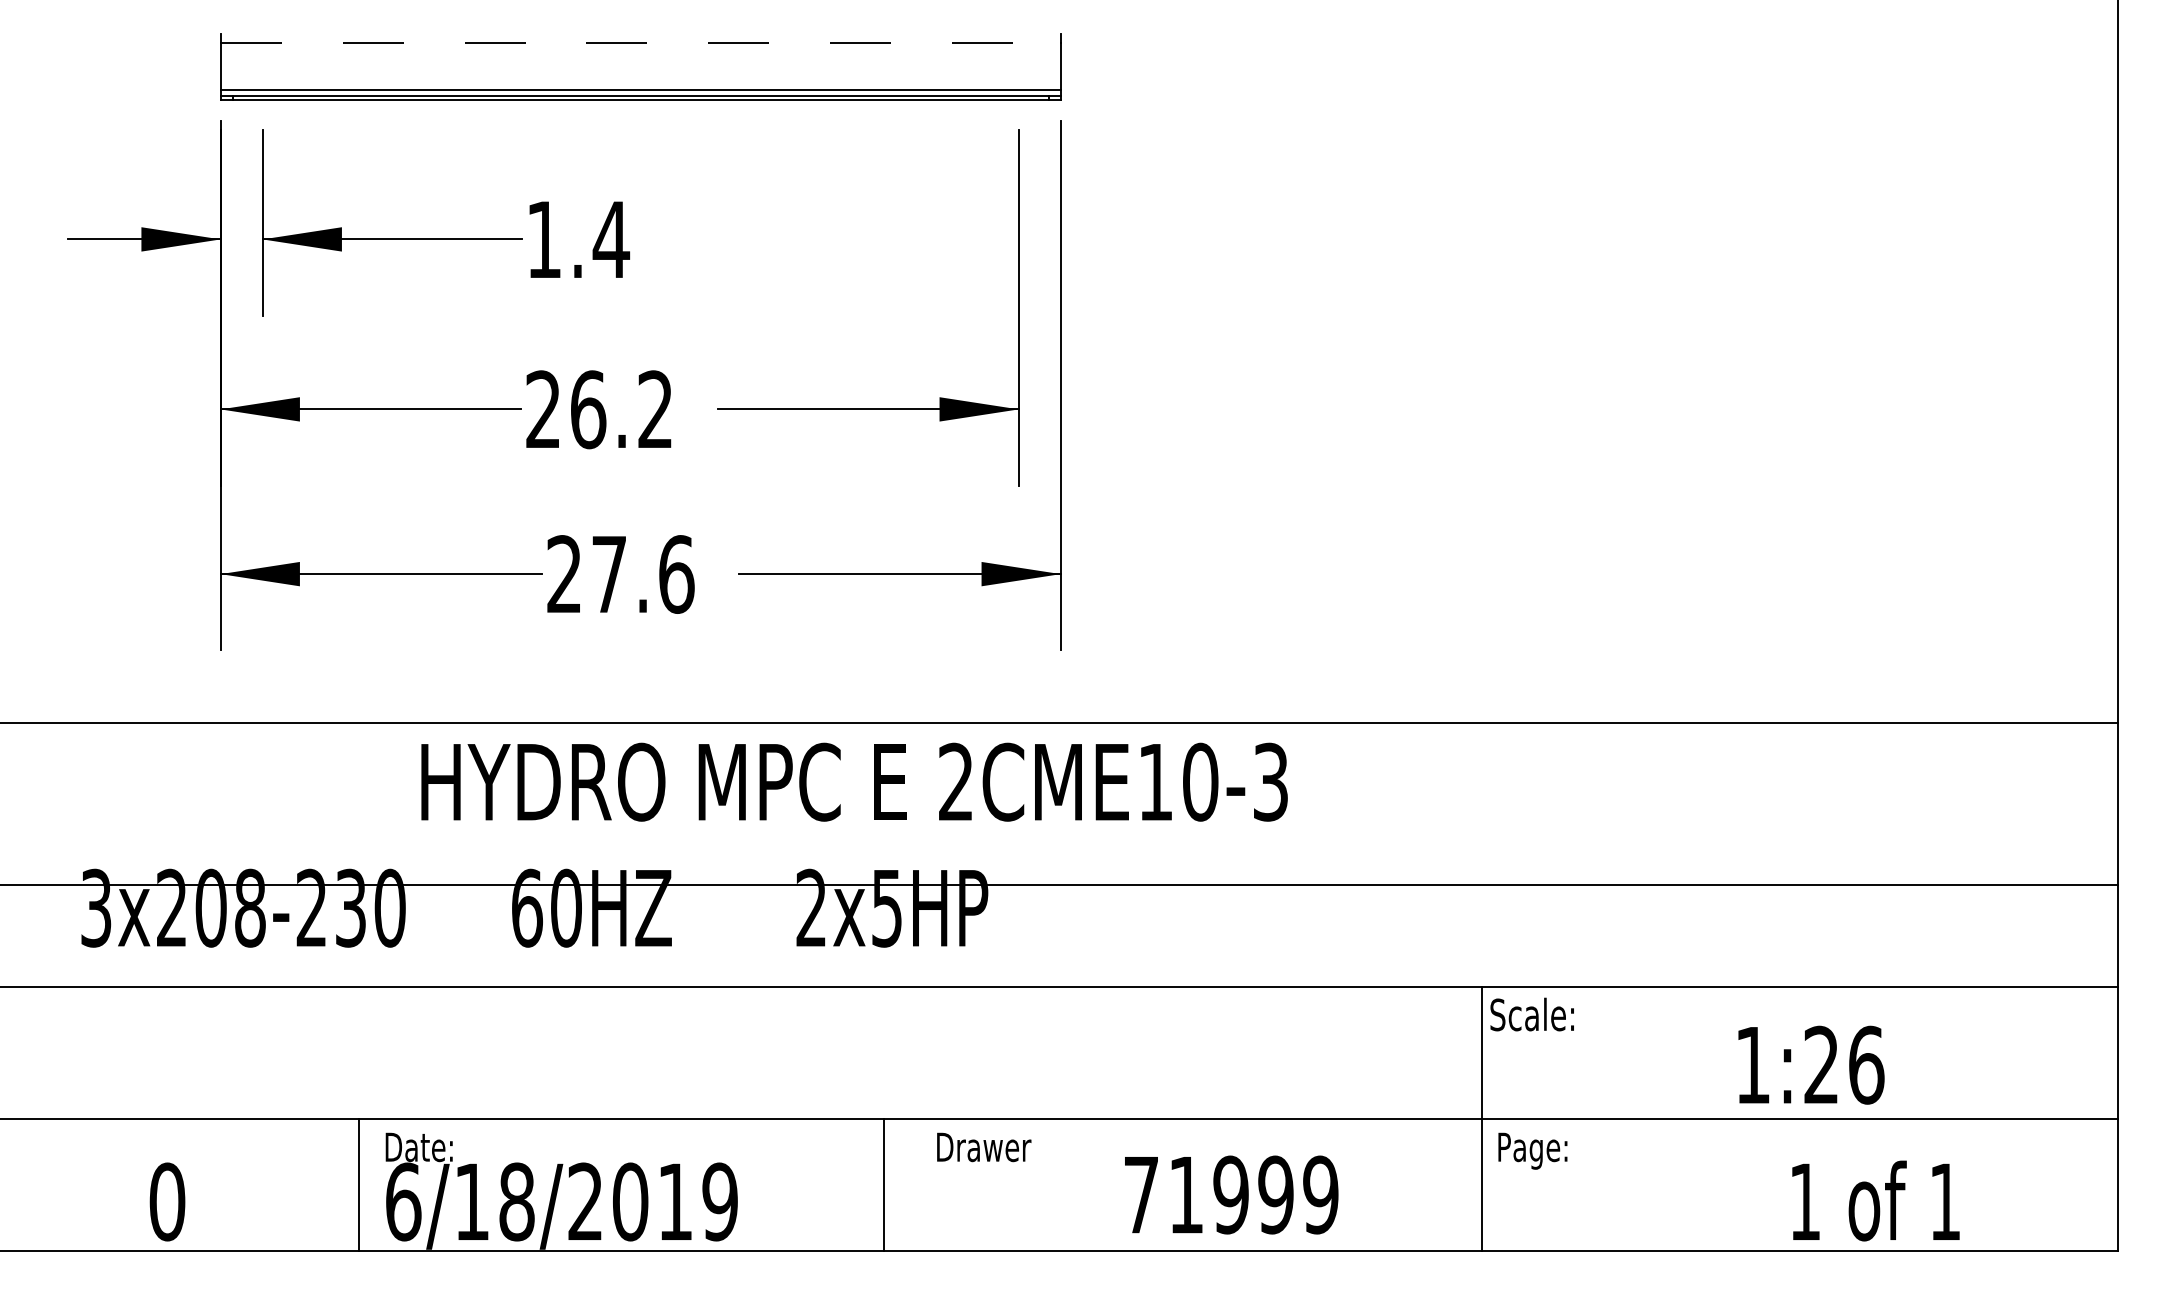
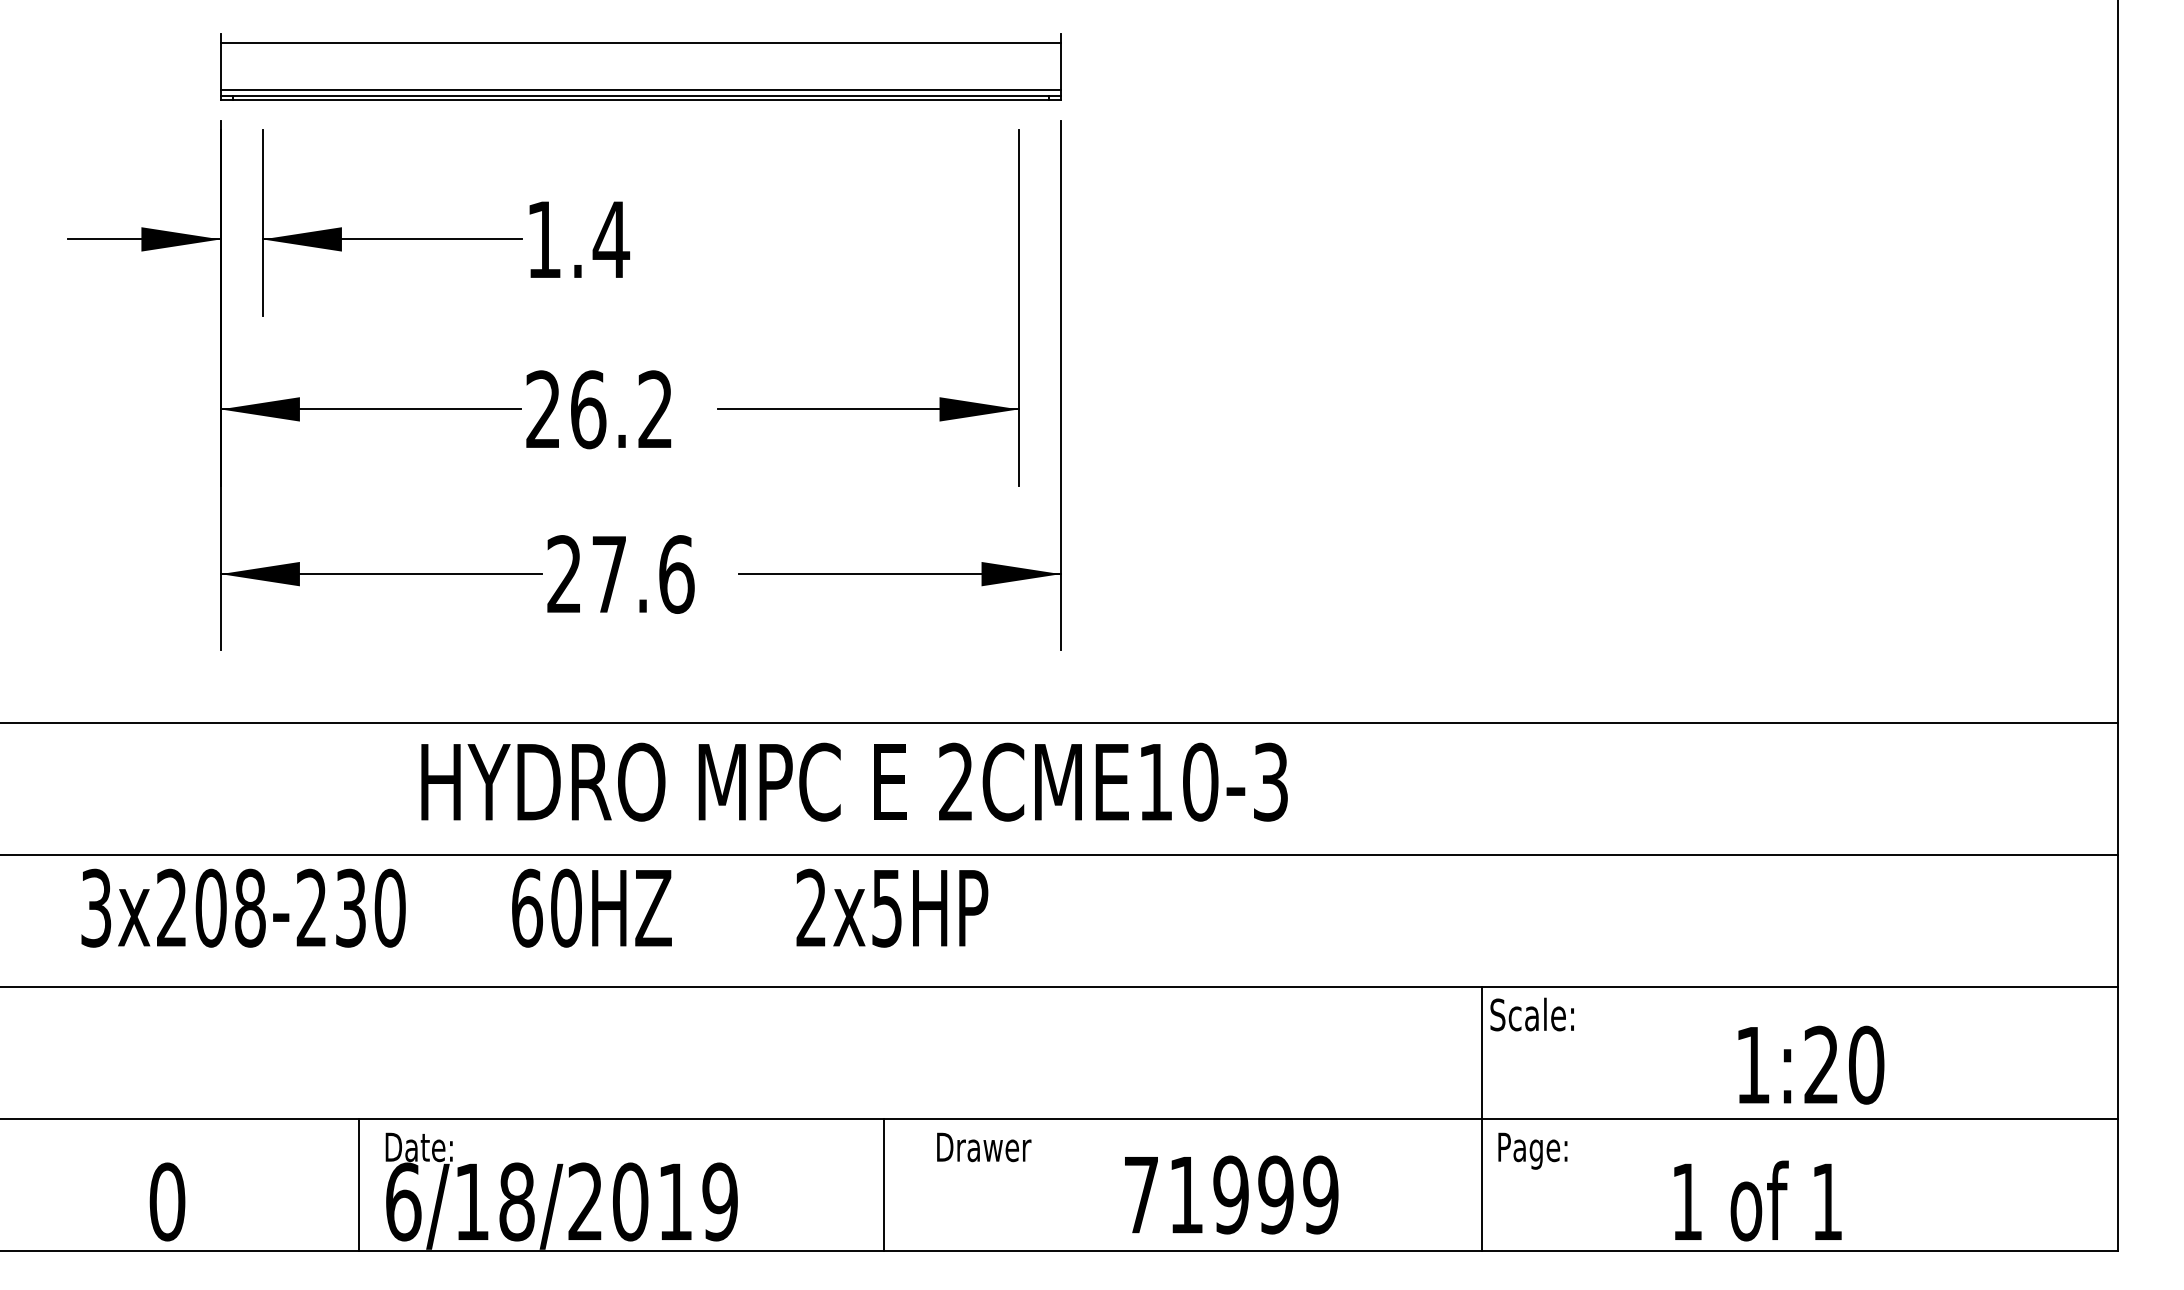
line: dashed -> solid (641, 43)
line position: (1060, 885) -> (1060, 855) (1060, 855)
text: 1:26 -> 1:20 (1866, 1064)
text position: (1875, 1200) -> (1757, 1200) (1757, 1200)
